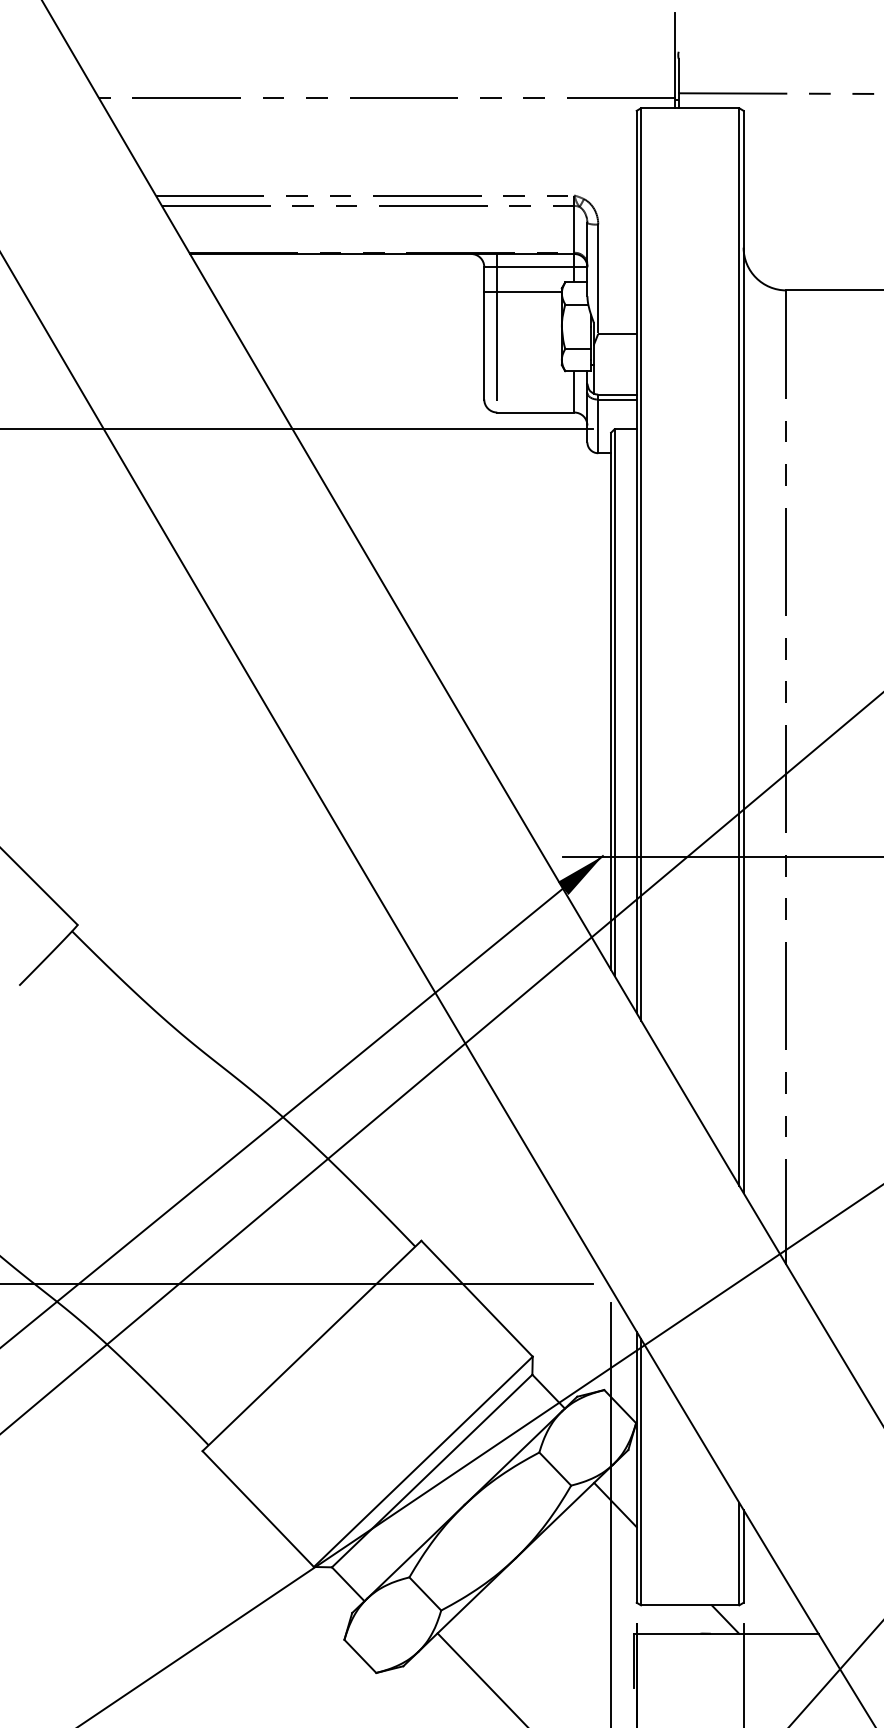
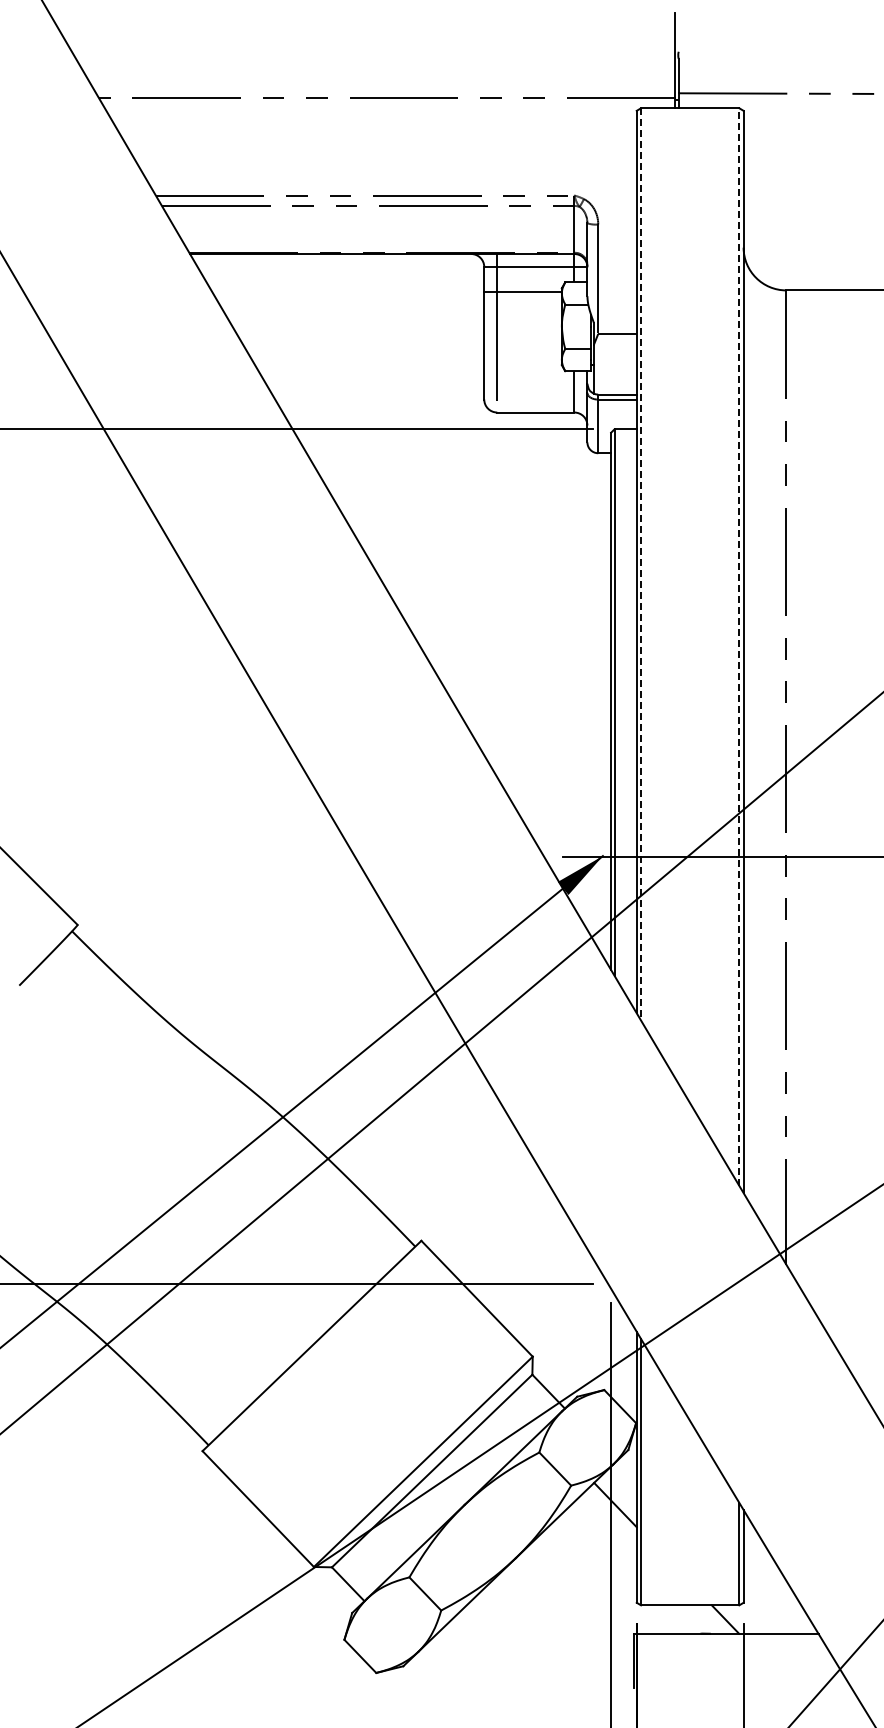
line: solid -> dashed (641, 564)
line: solid -> dashed (739, 647)
line: present -> none (481, 1678)
